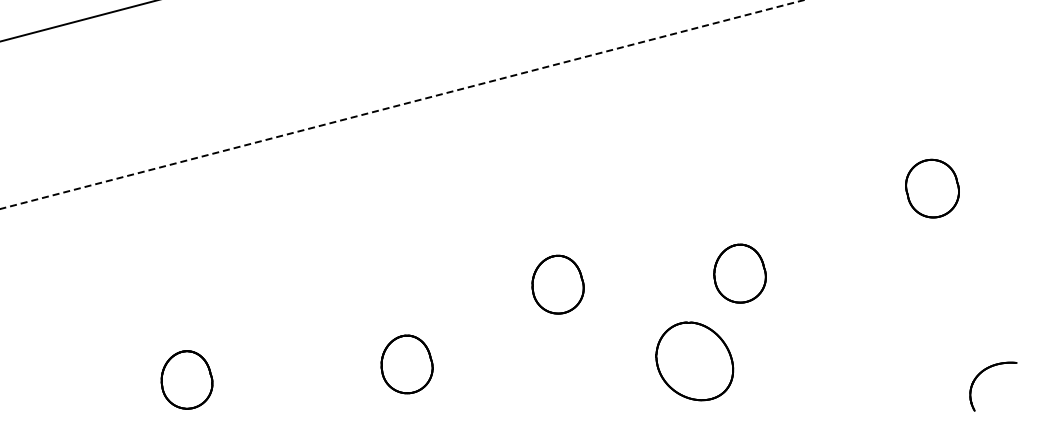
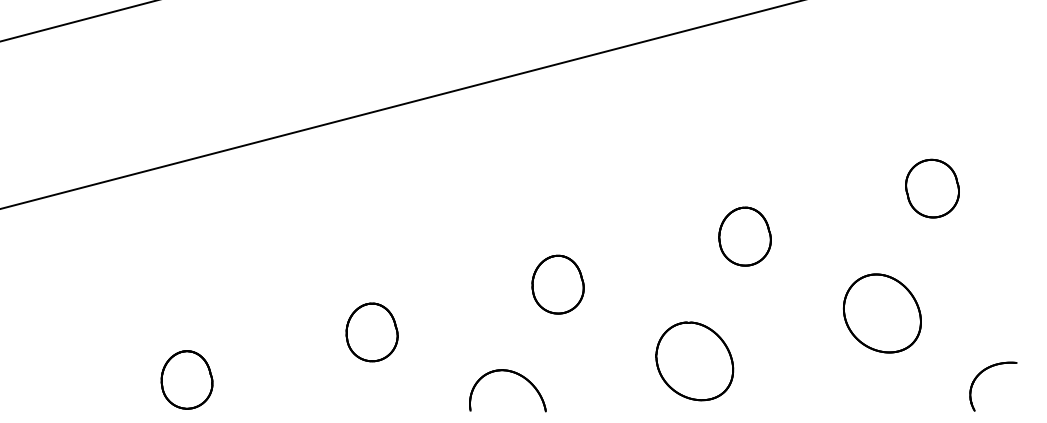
line: dashed -> solid (402, 104)
part position: (739, 273) -> (744, 236) (744, 236)
part: none -> present (882, 313)
part position: (406, 364) -> (371, 332) (371, 332)
part: none -> present (513, 373)
